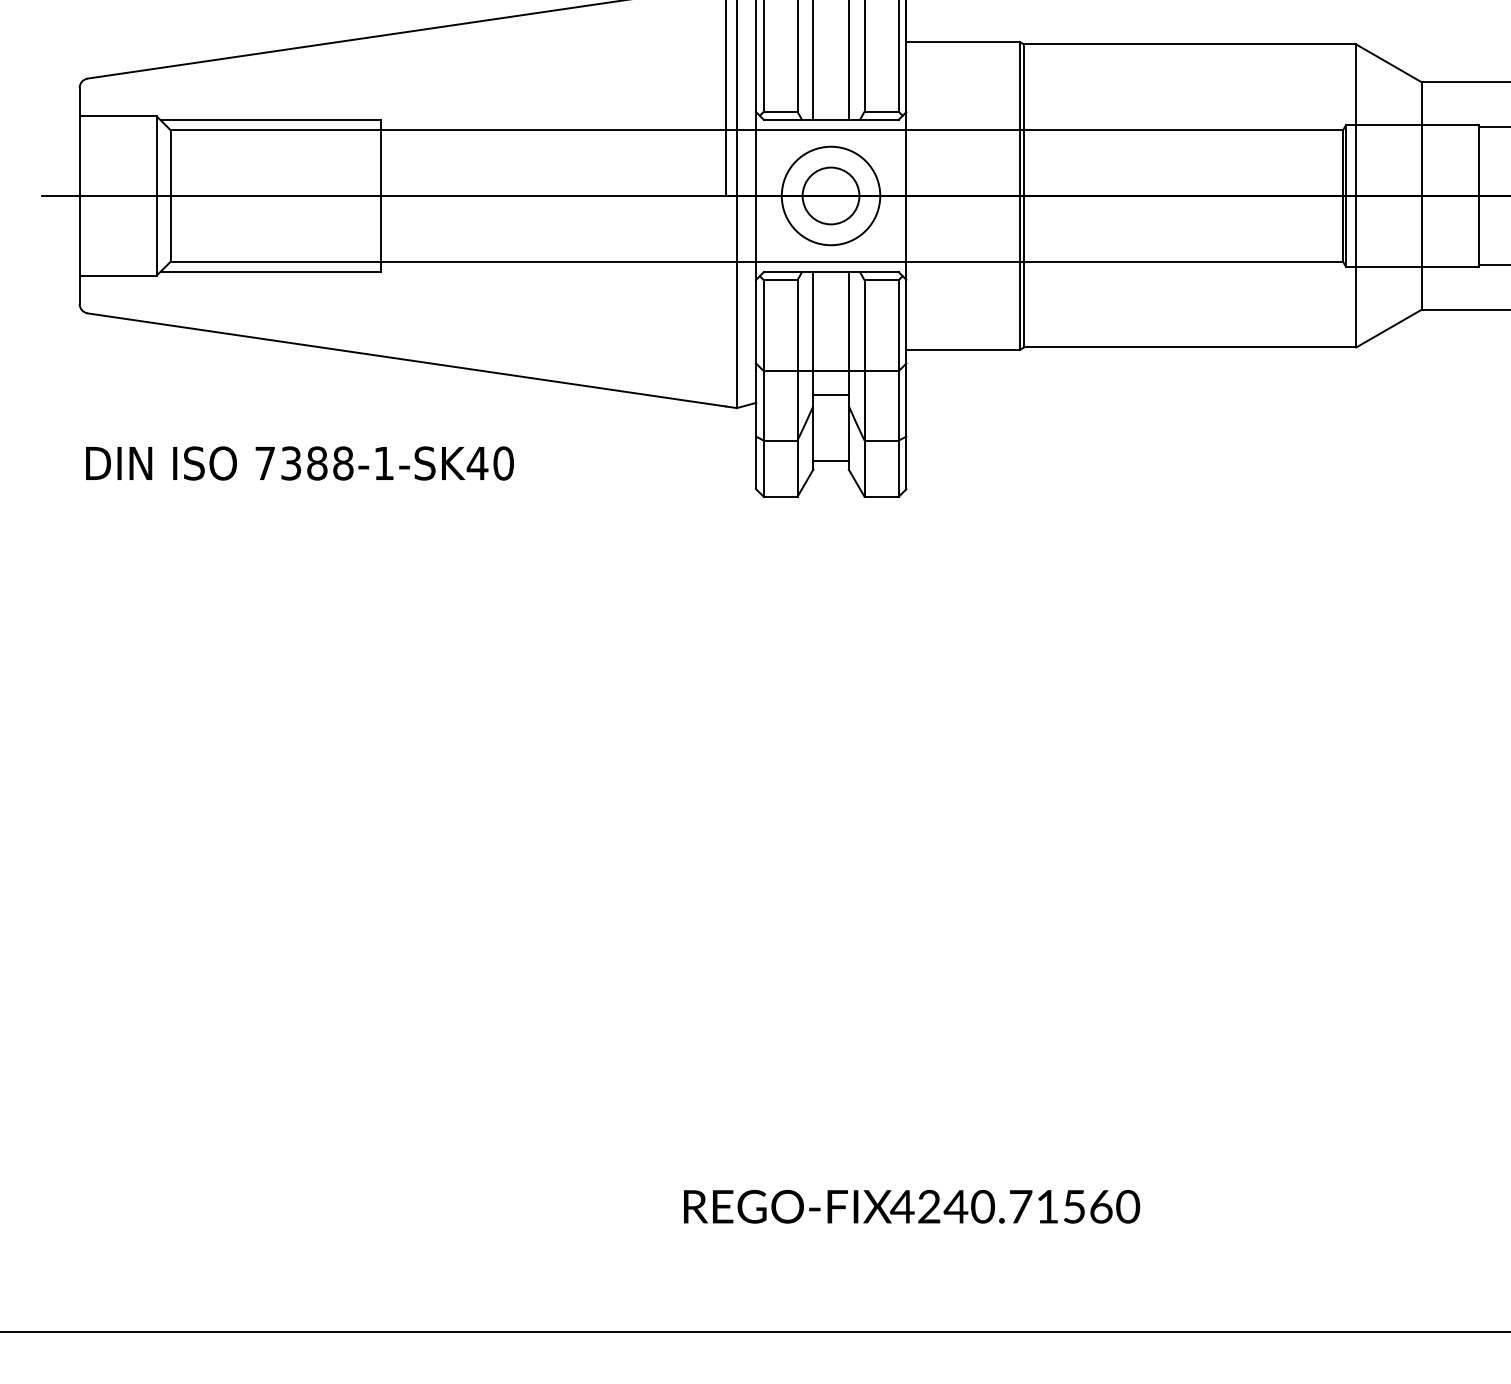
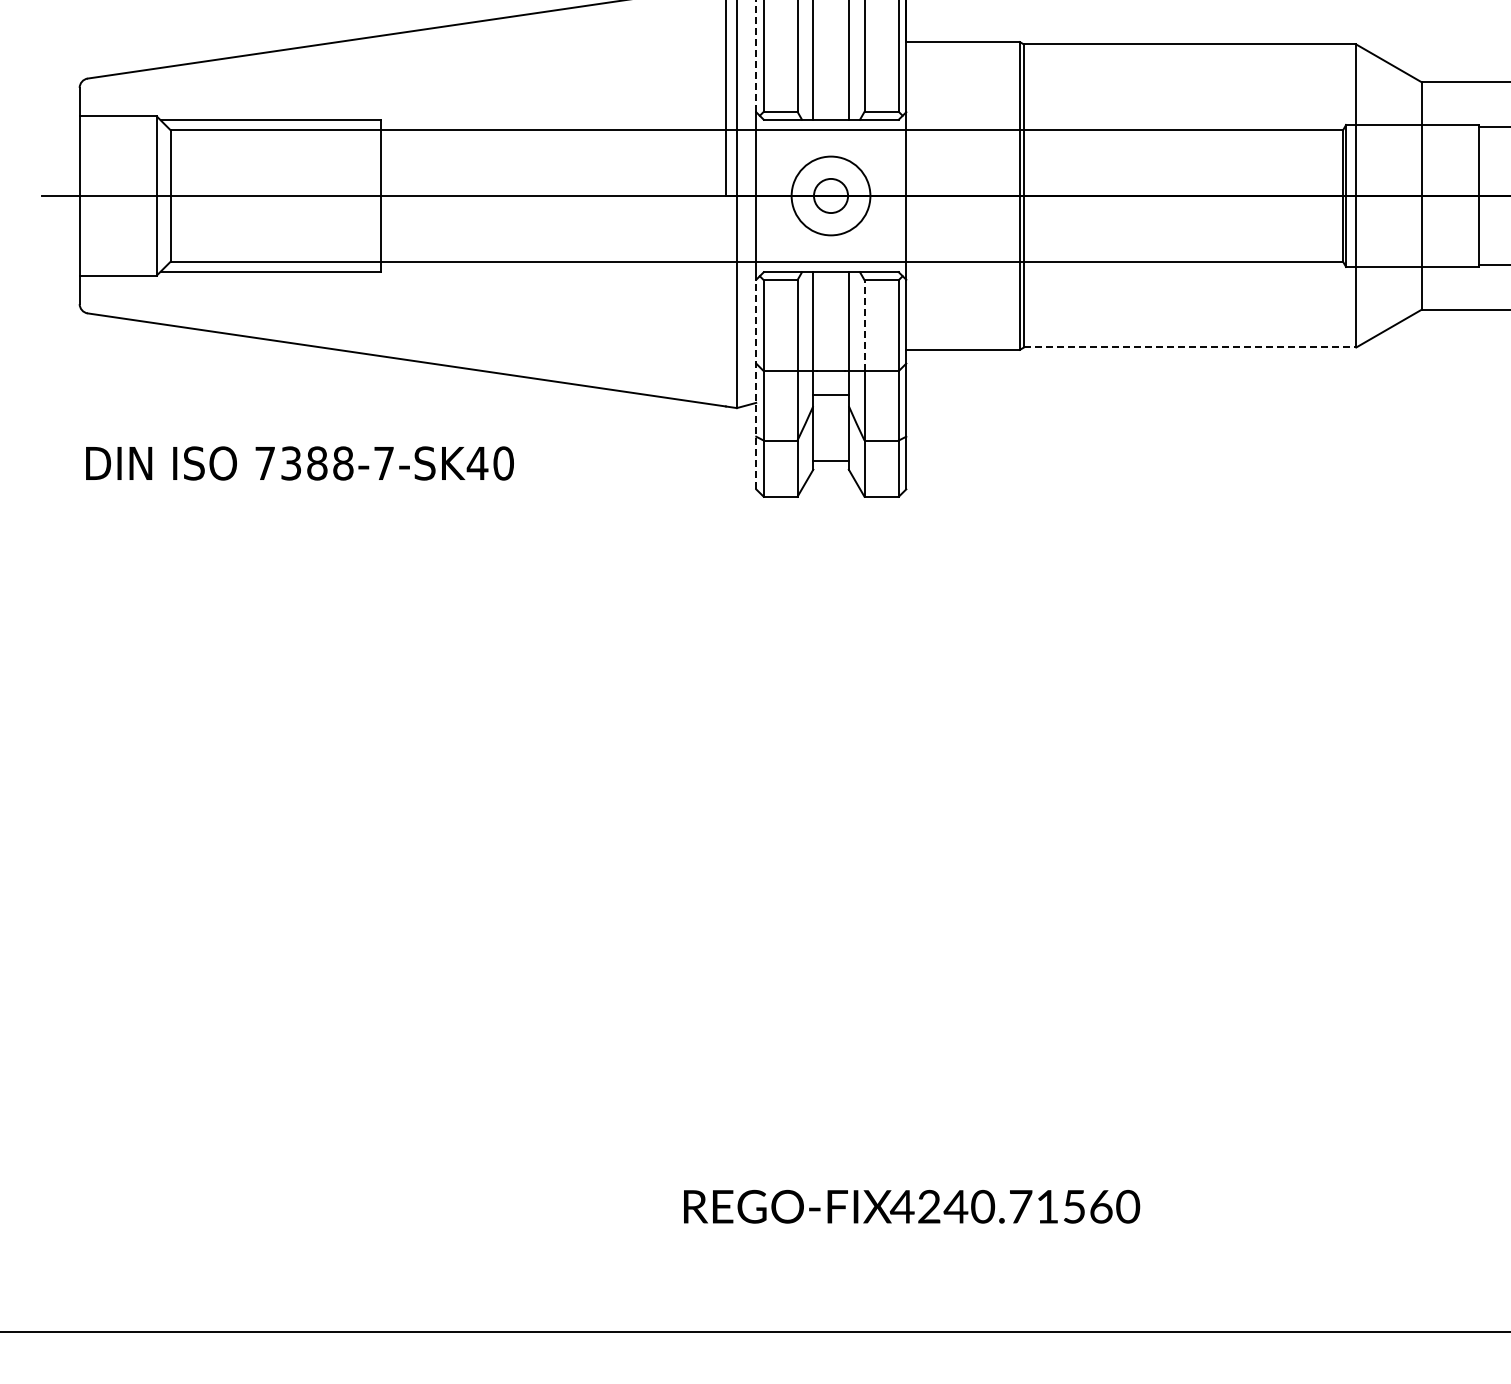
line: solid -> dashed (756, 56)
circle diameter: 57 px -> 34 px (831, 195)
circle diameter: 98 px -> 79 px (830, 195)
line: solid -> dashed (864, 325)
line: solid -> dashed (1190, 347)
line: solid -> dashed (756, 384)
text: 7388-1-SK40 -> 7388-7-SK40 (383, 463)
